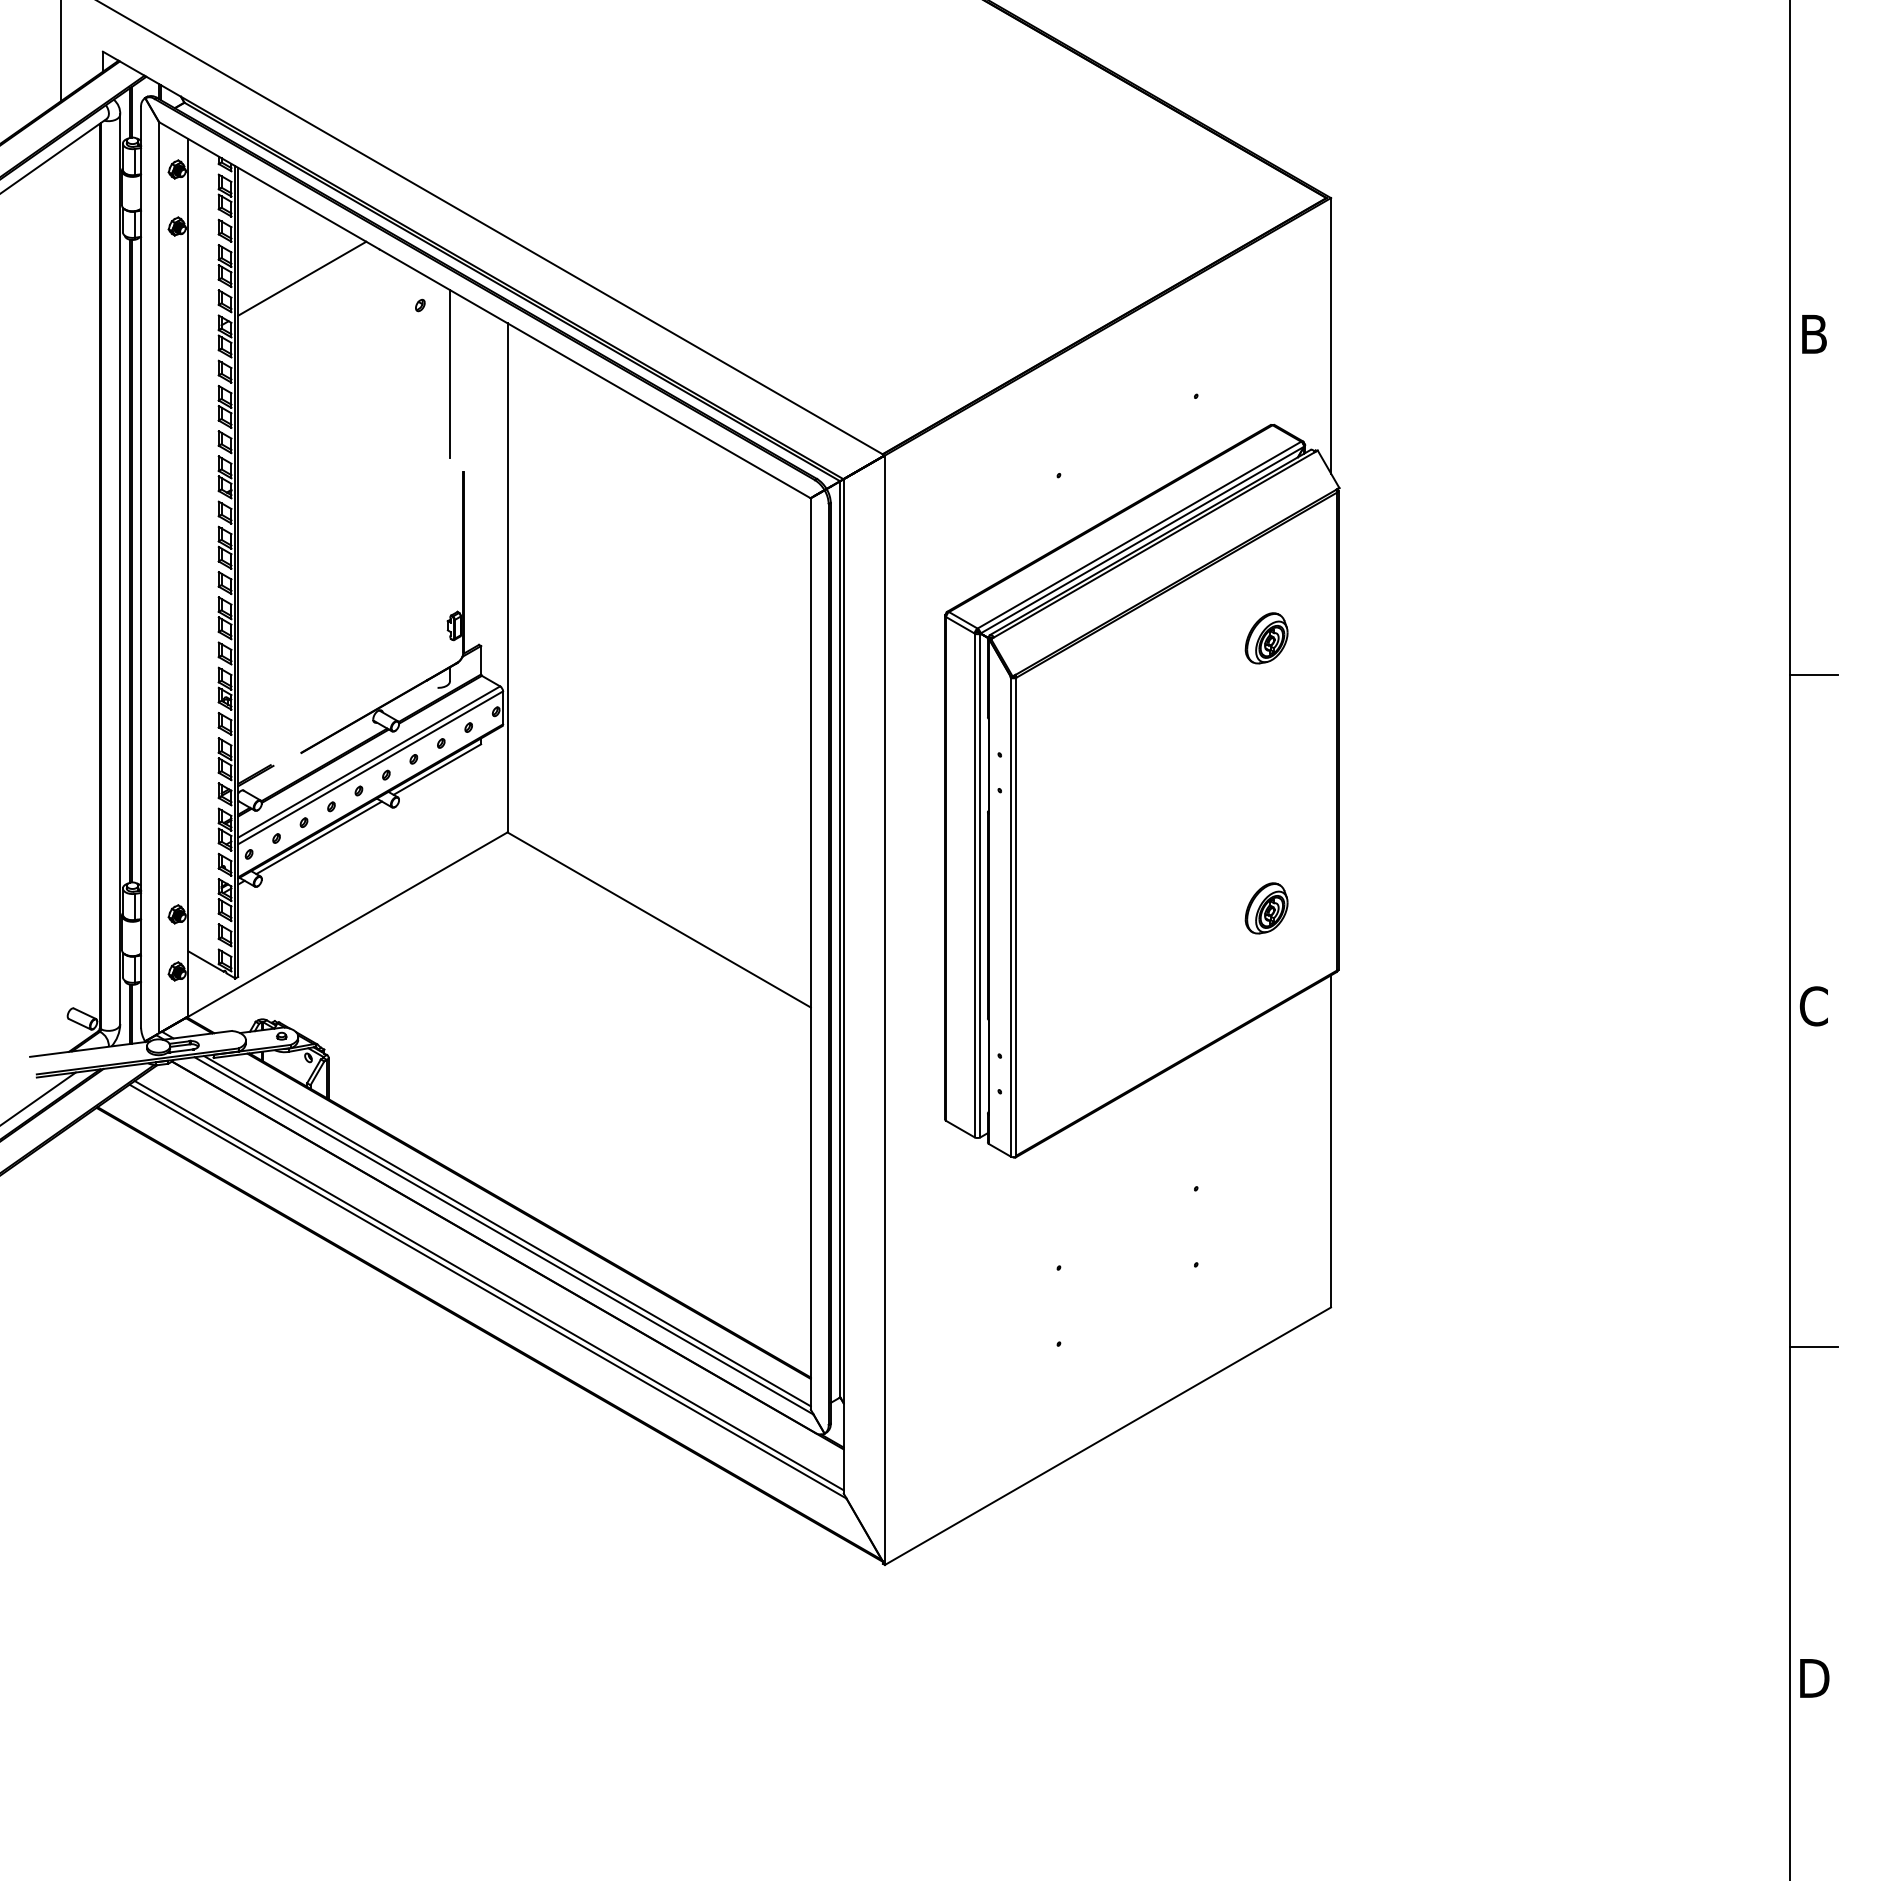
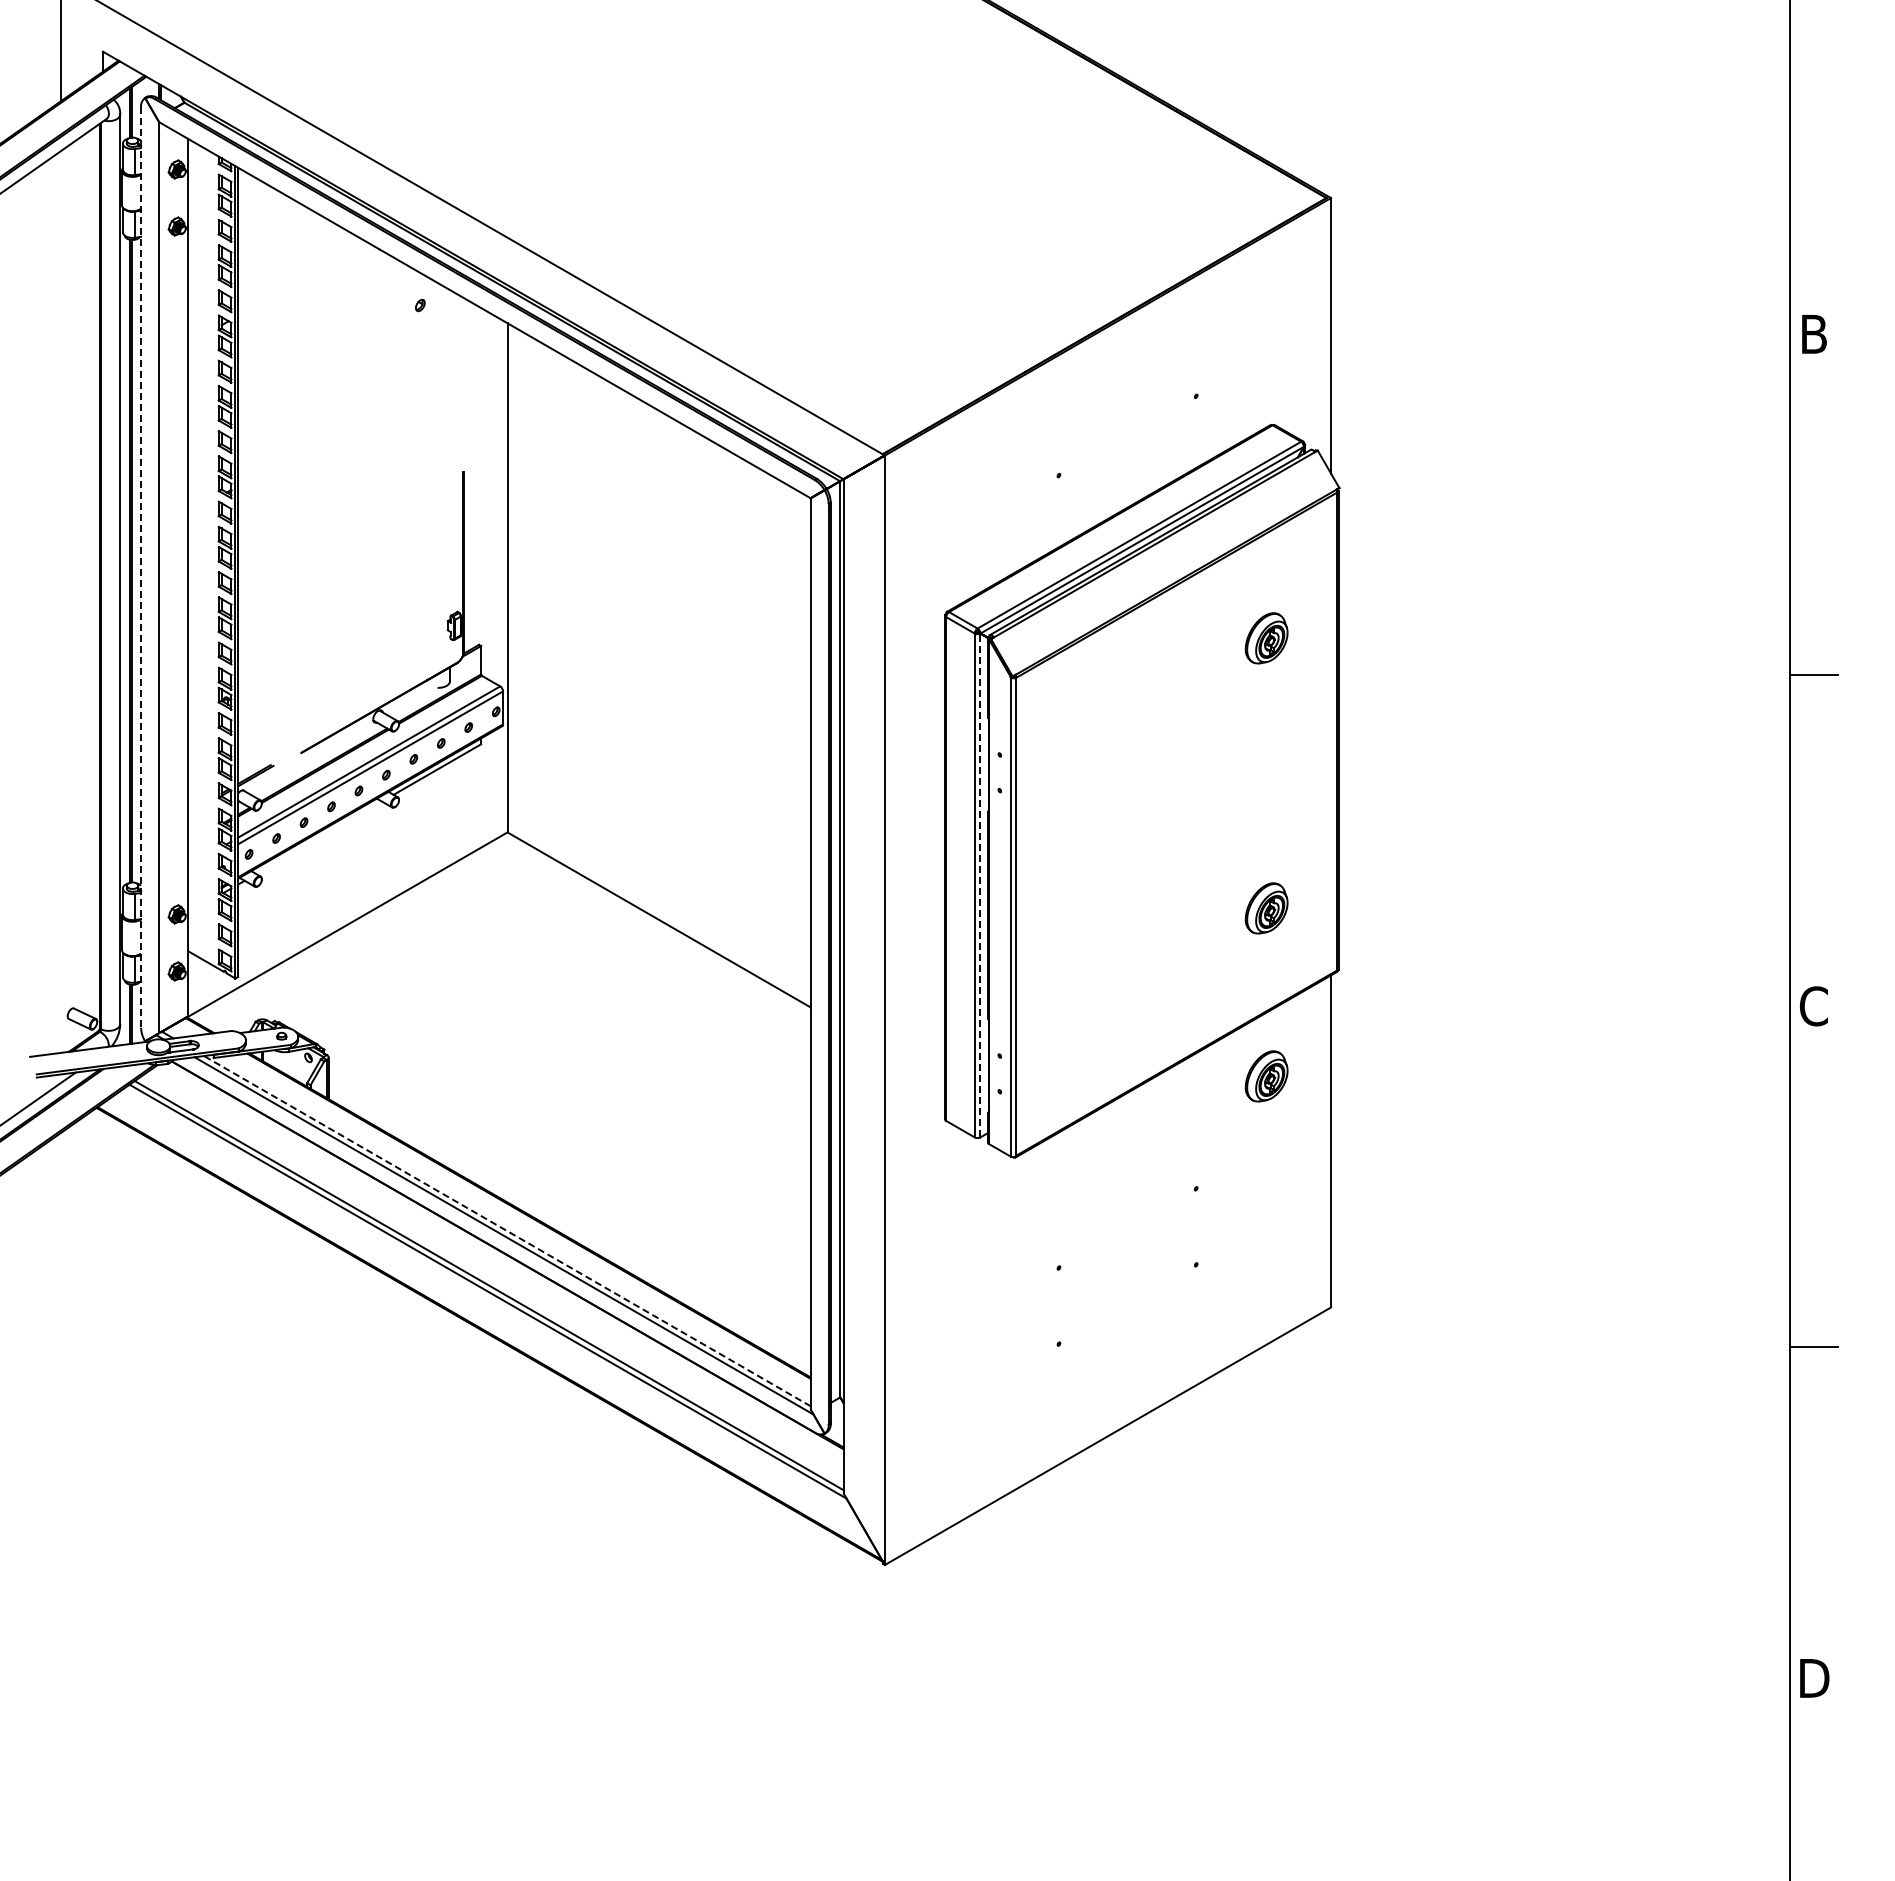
line: present -> none (302, 278)
line: present -> none (450, 373)
line: solid -> dashed (141, 567)
line: present -> none (318, 837)
line: solid -> dashed (980, 885)
part: none -> present (1266, 1076)
line: solid -> dashed (507, 1230)
